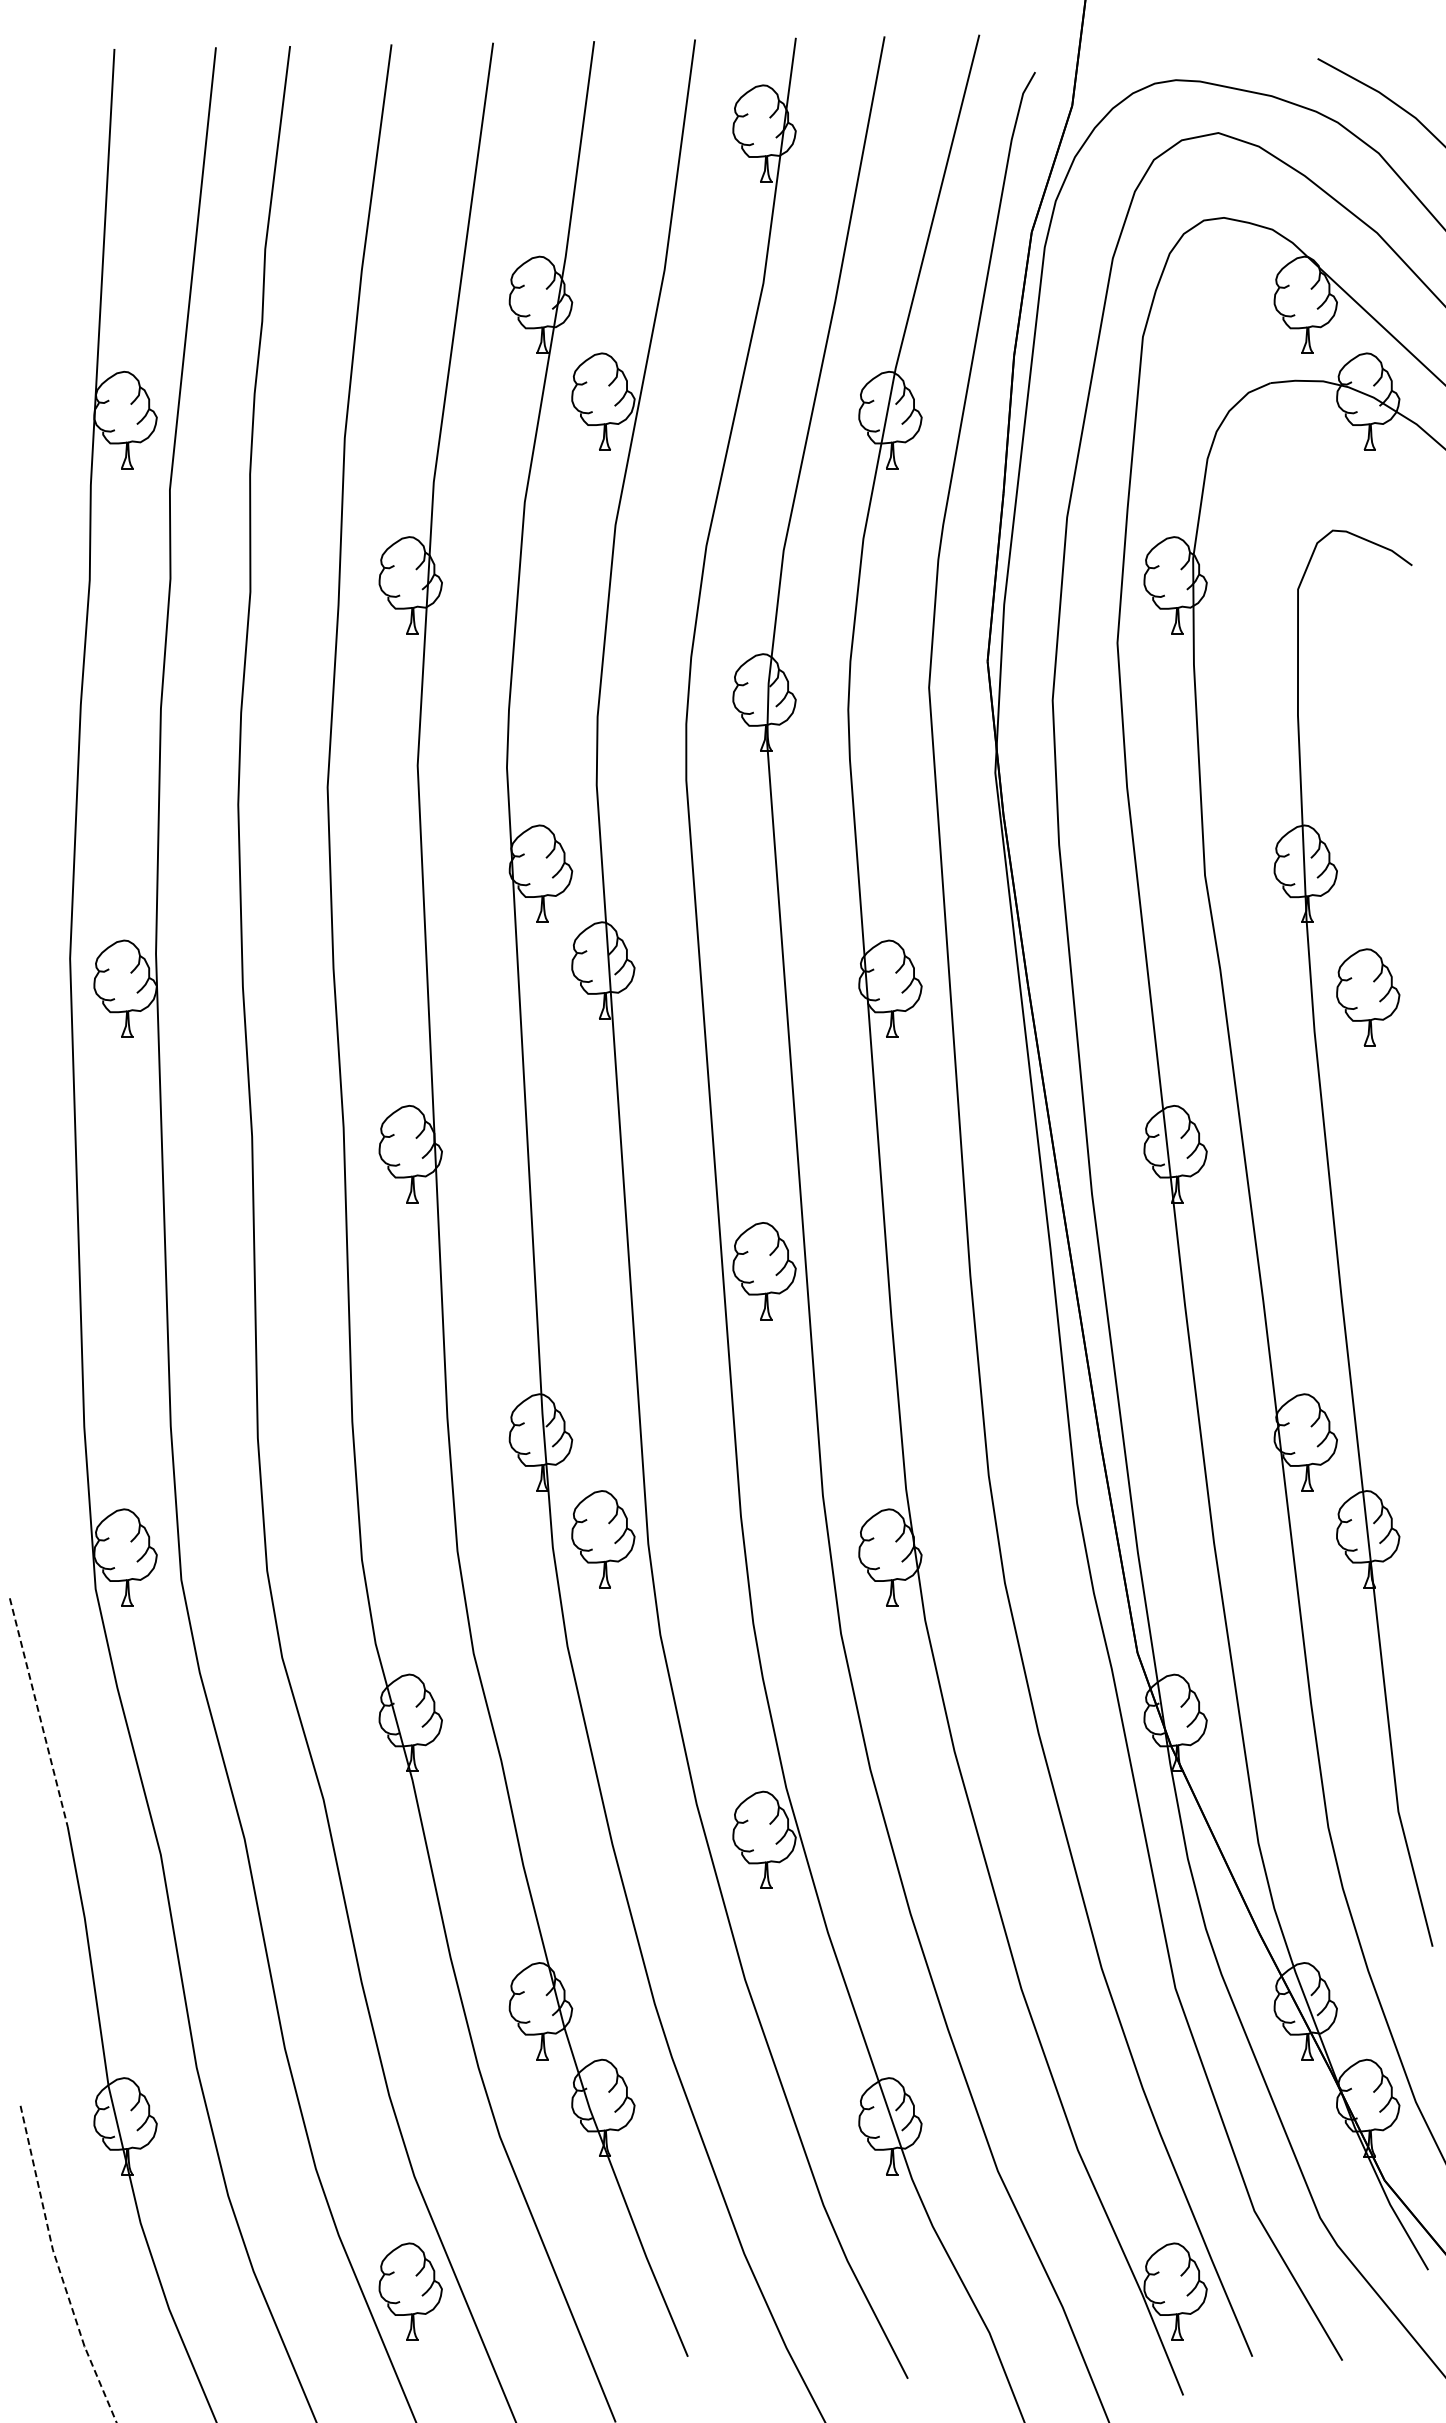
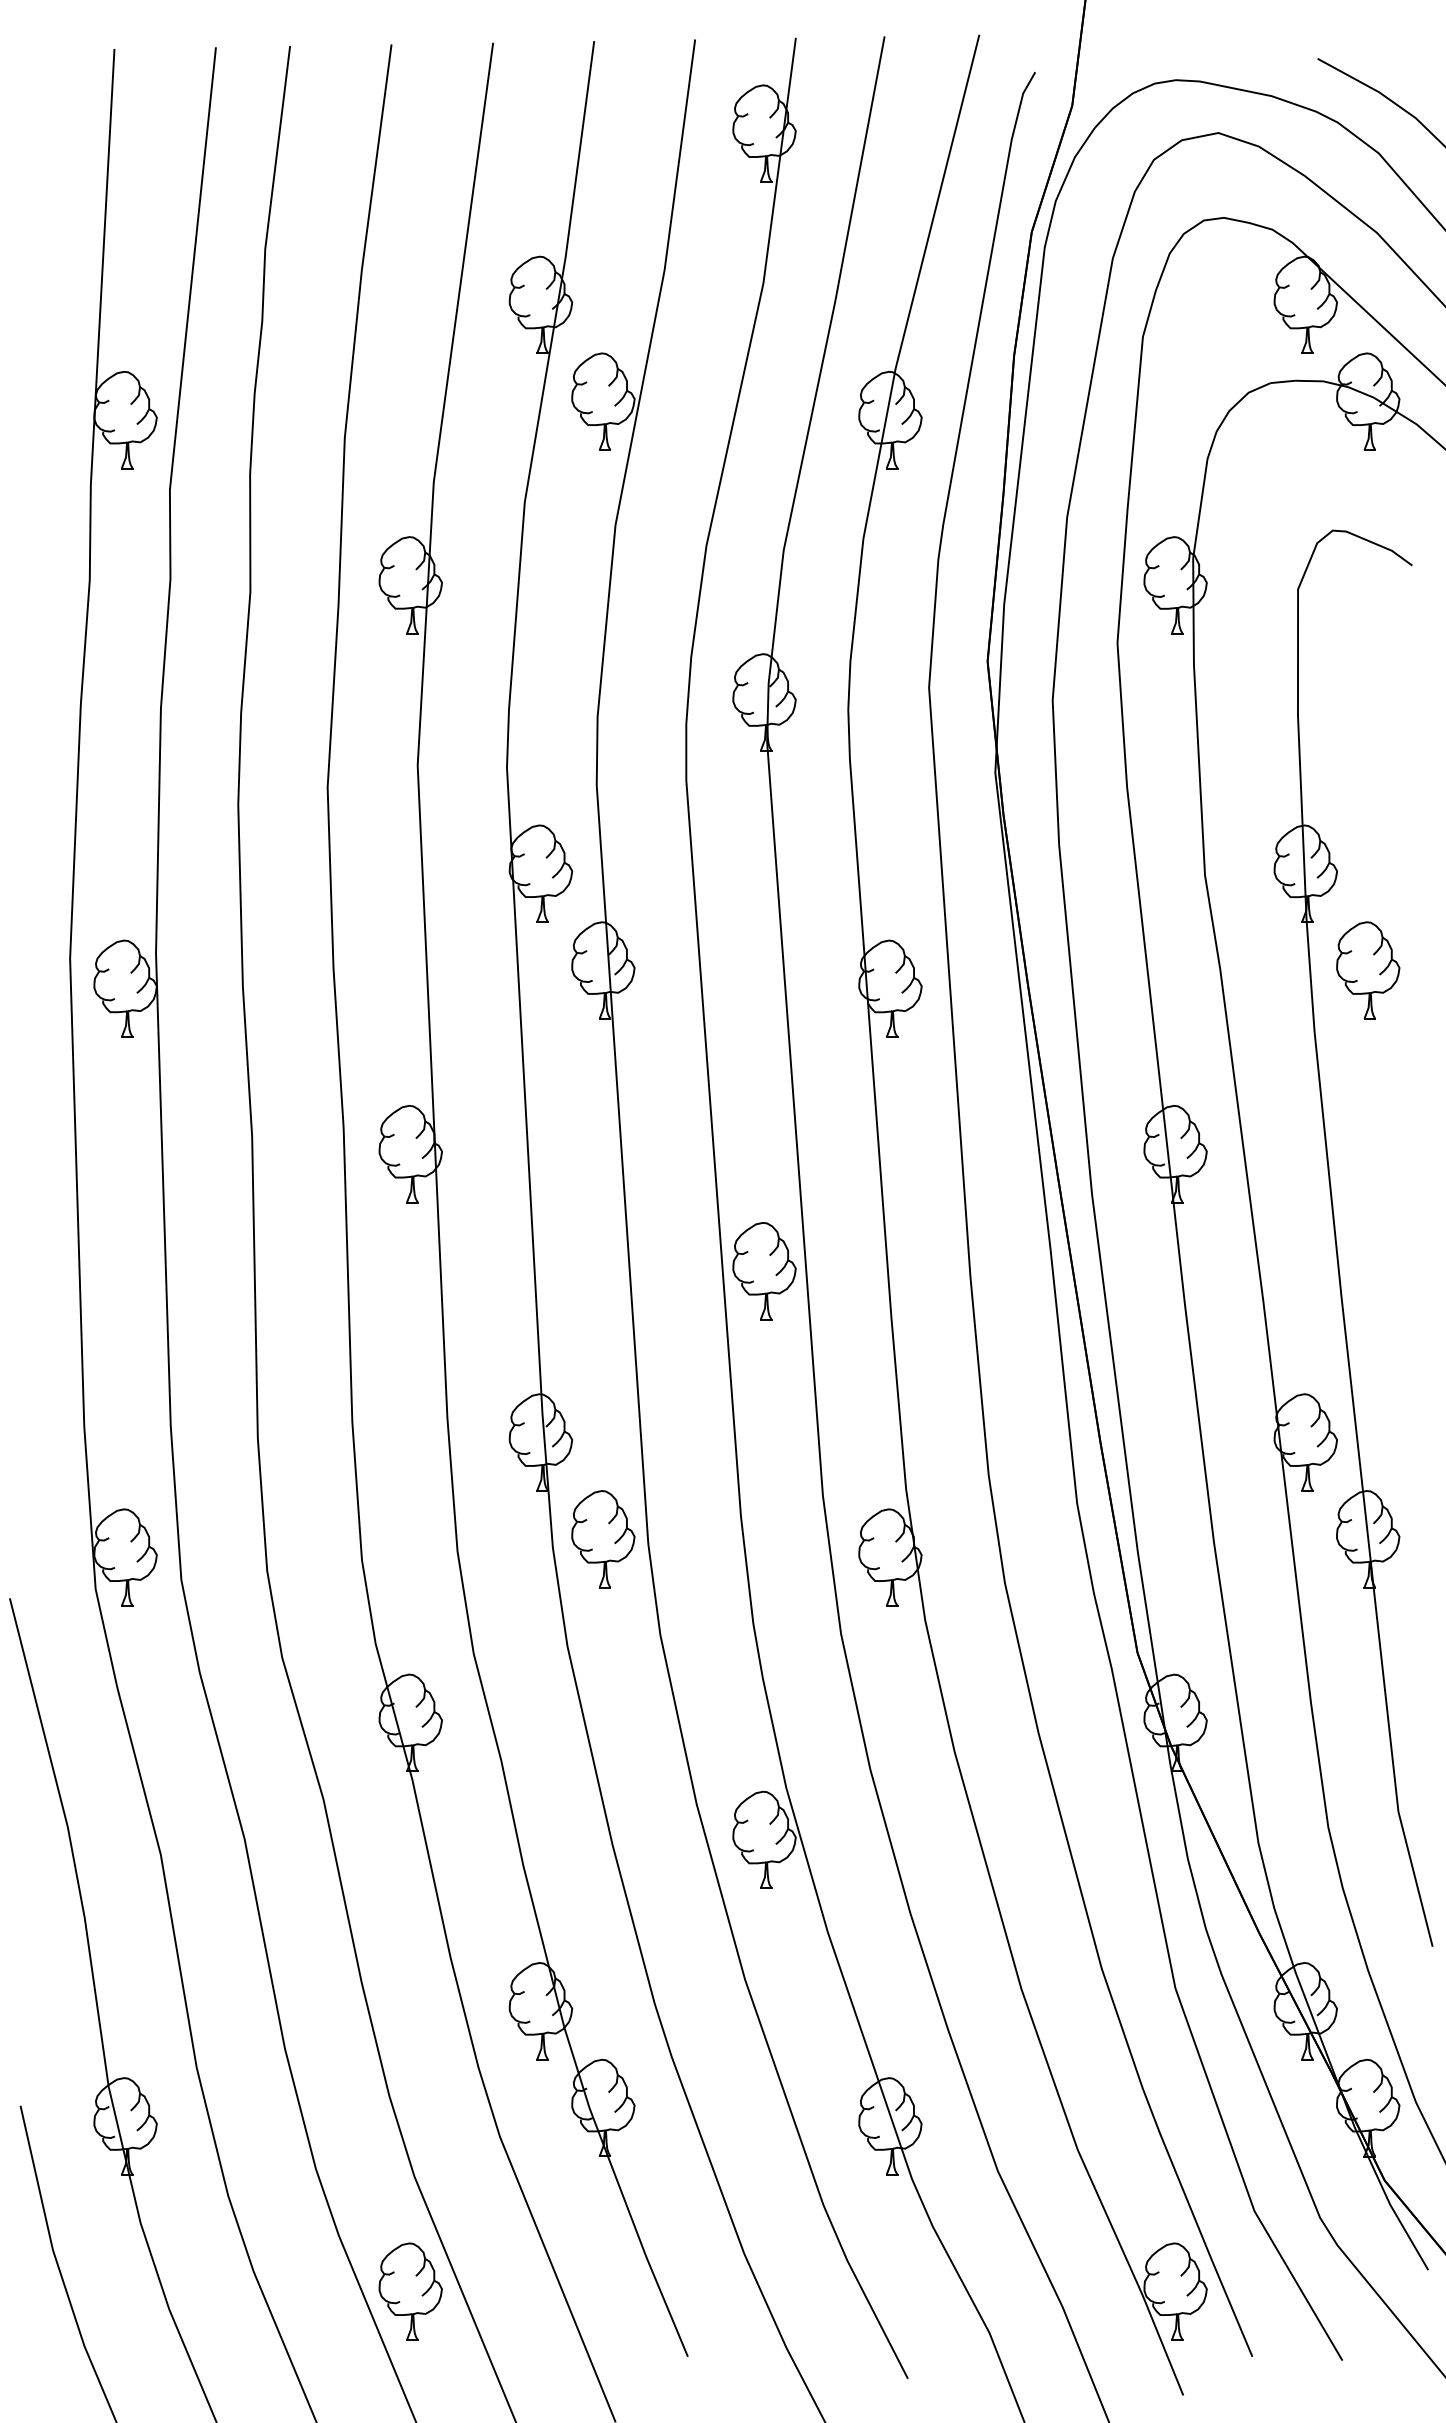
part position: (1368, 997) -> (1368, 970) (1368, 970)
line: dashed -> solid (38, 1712)
line: dashed -> solid (58, 2267)
